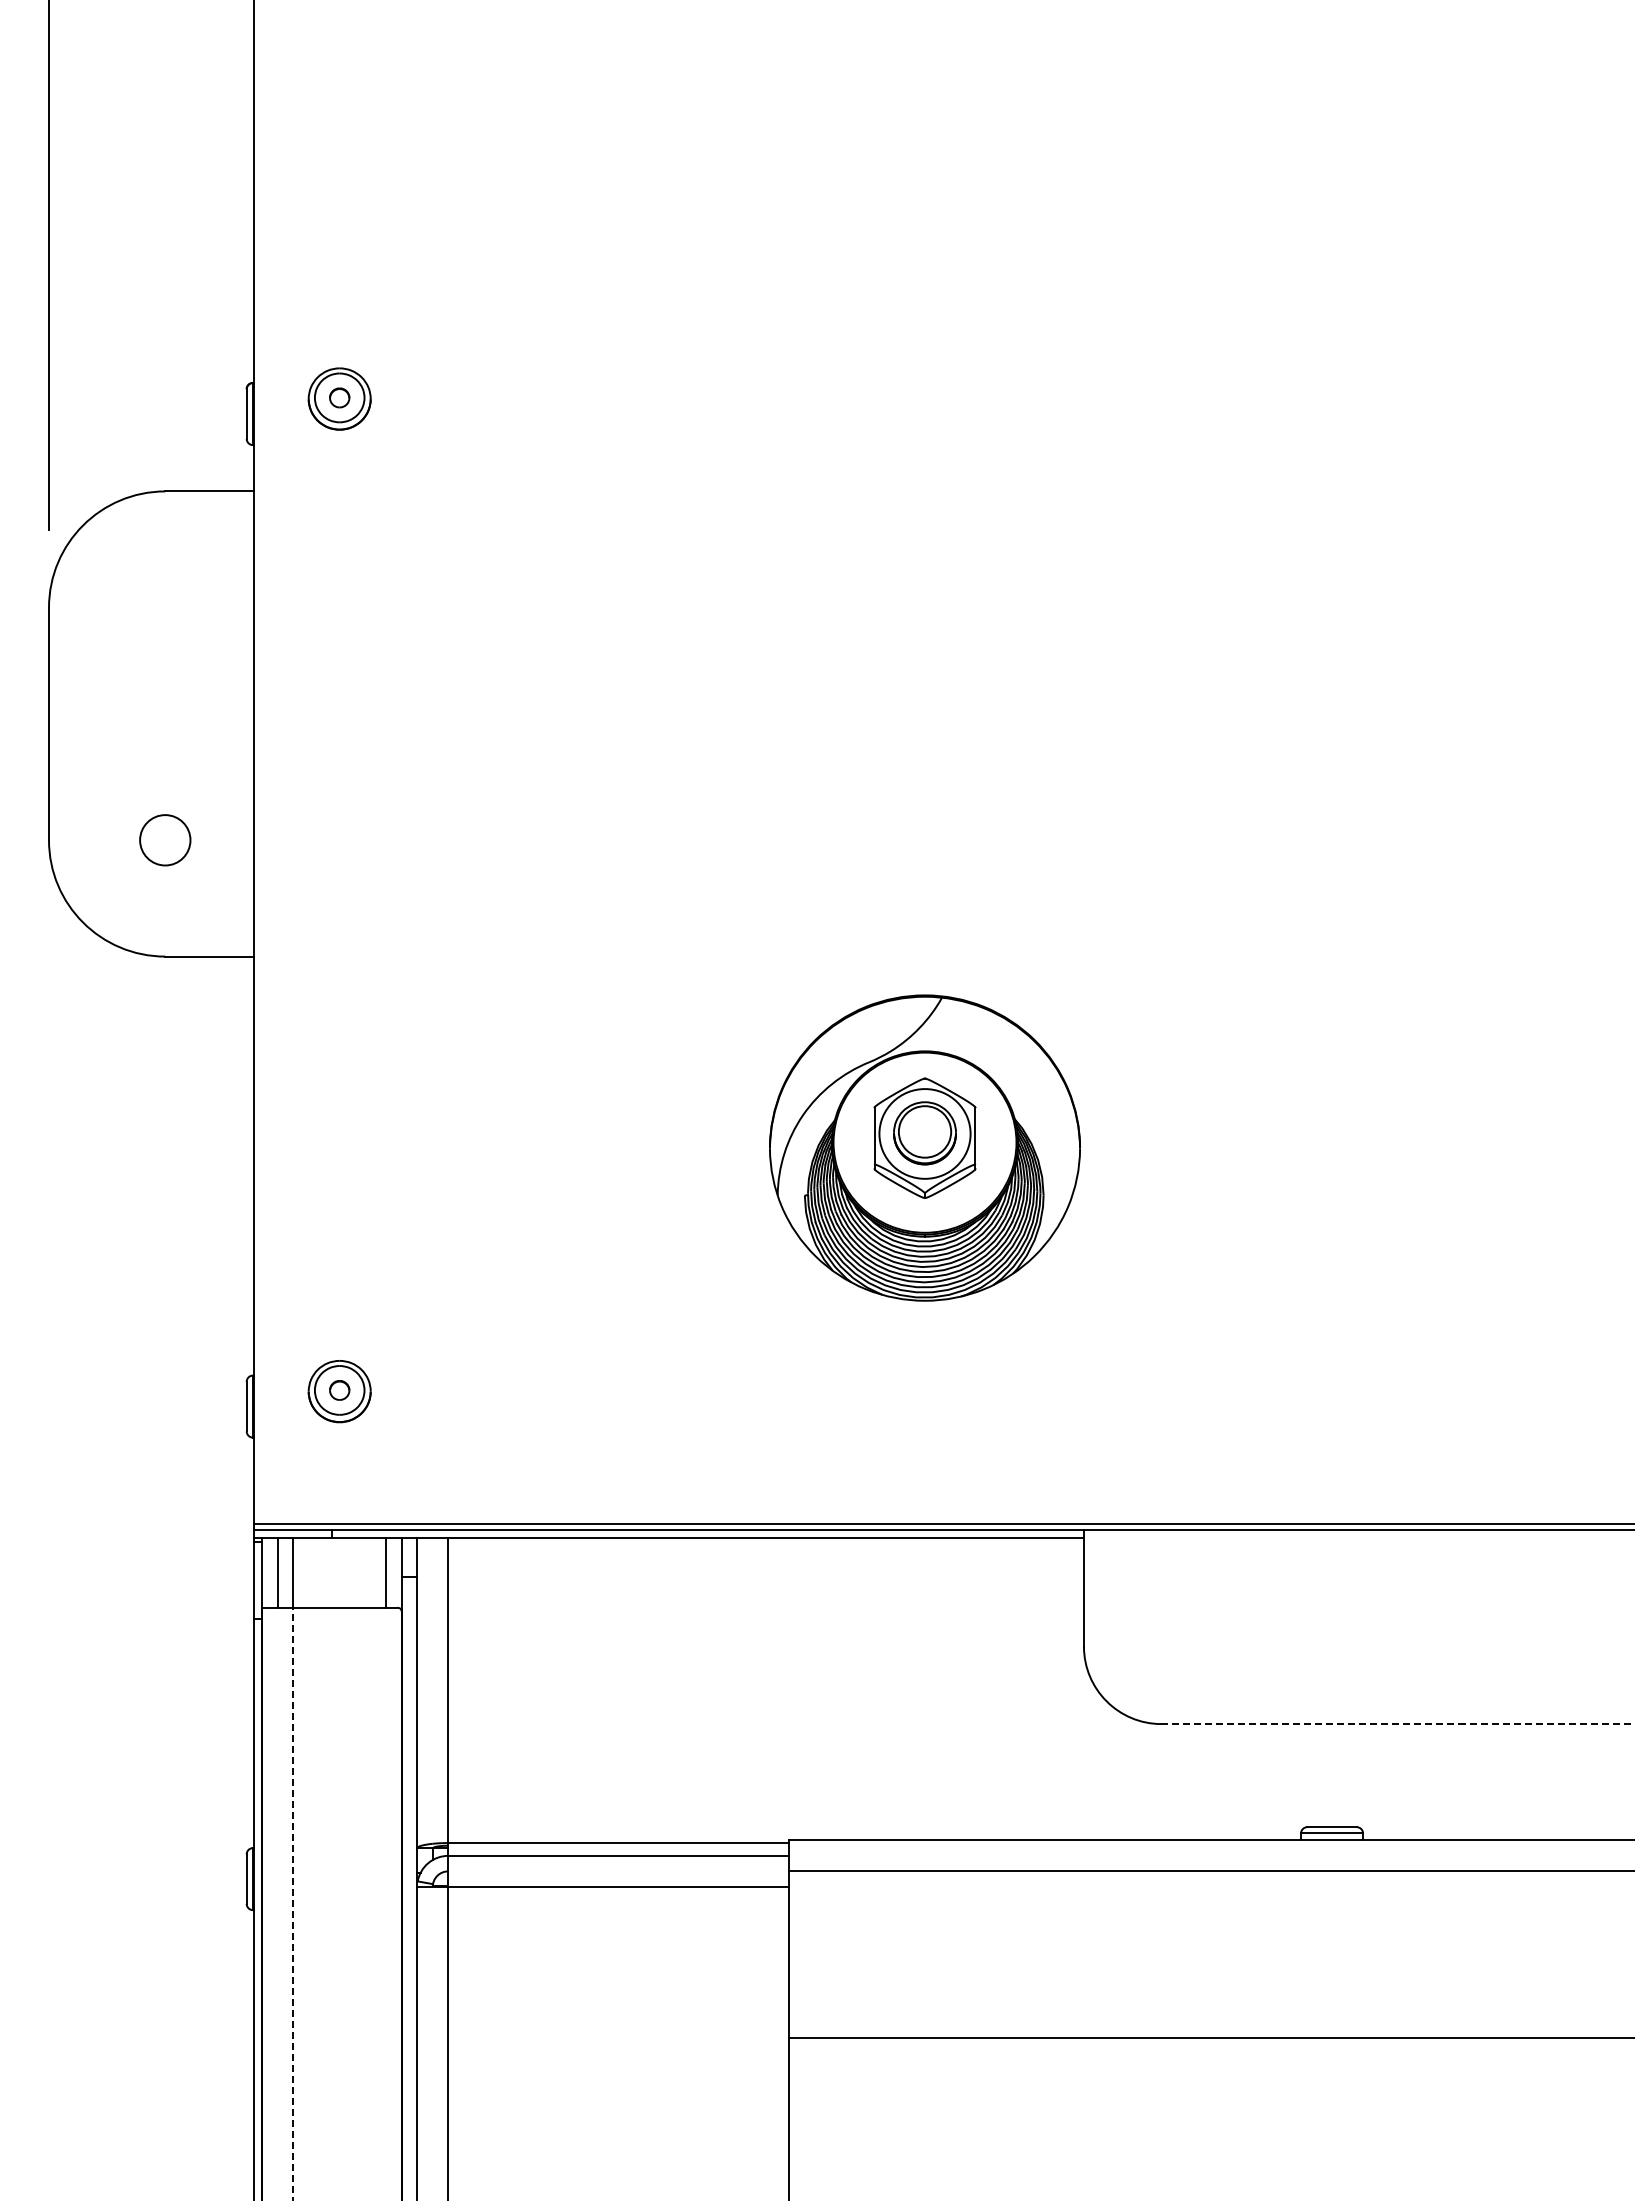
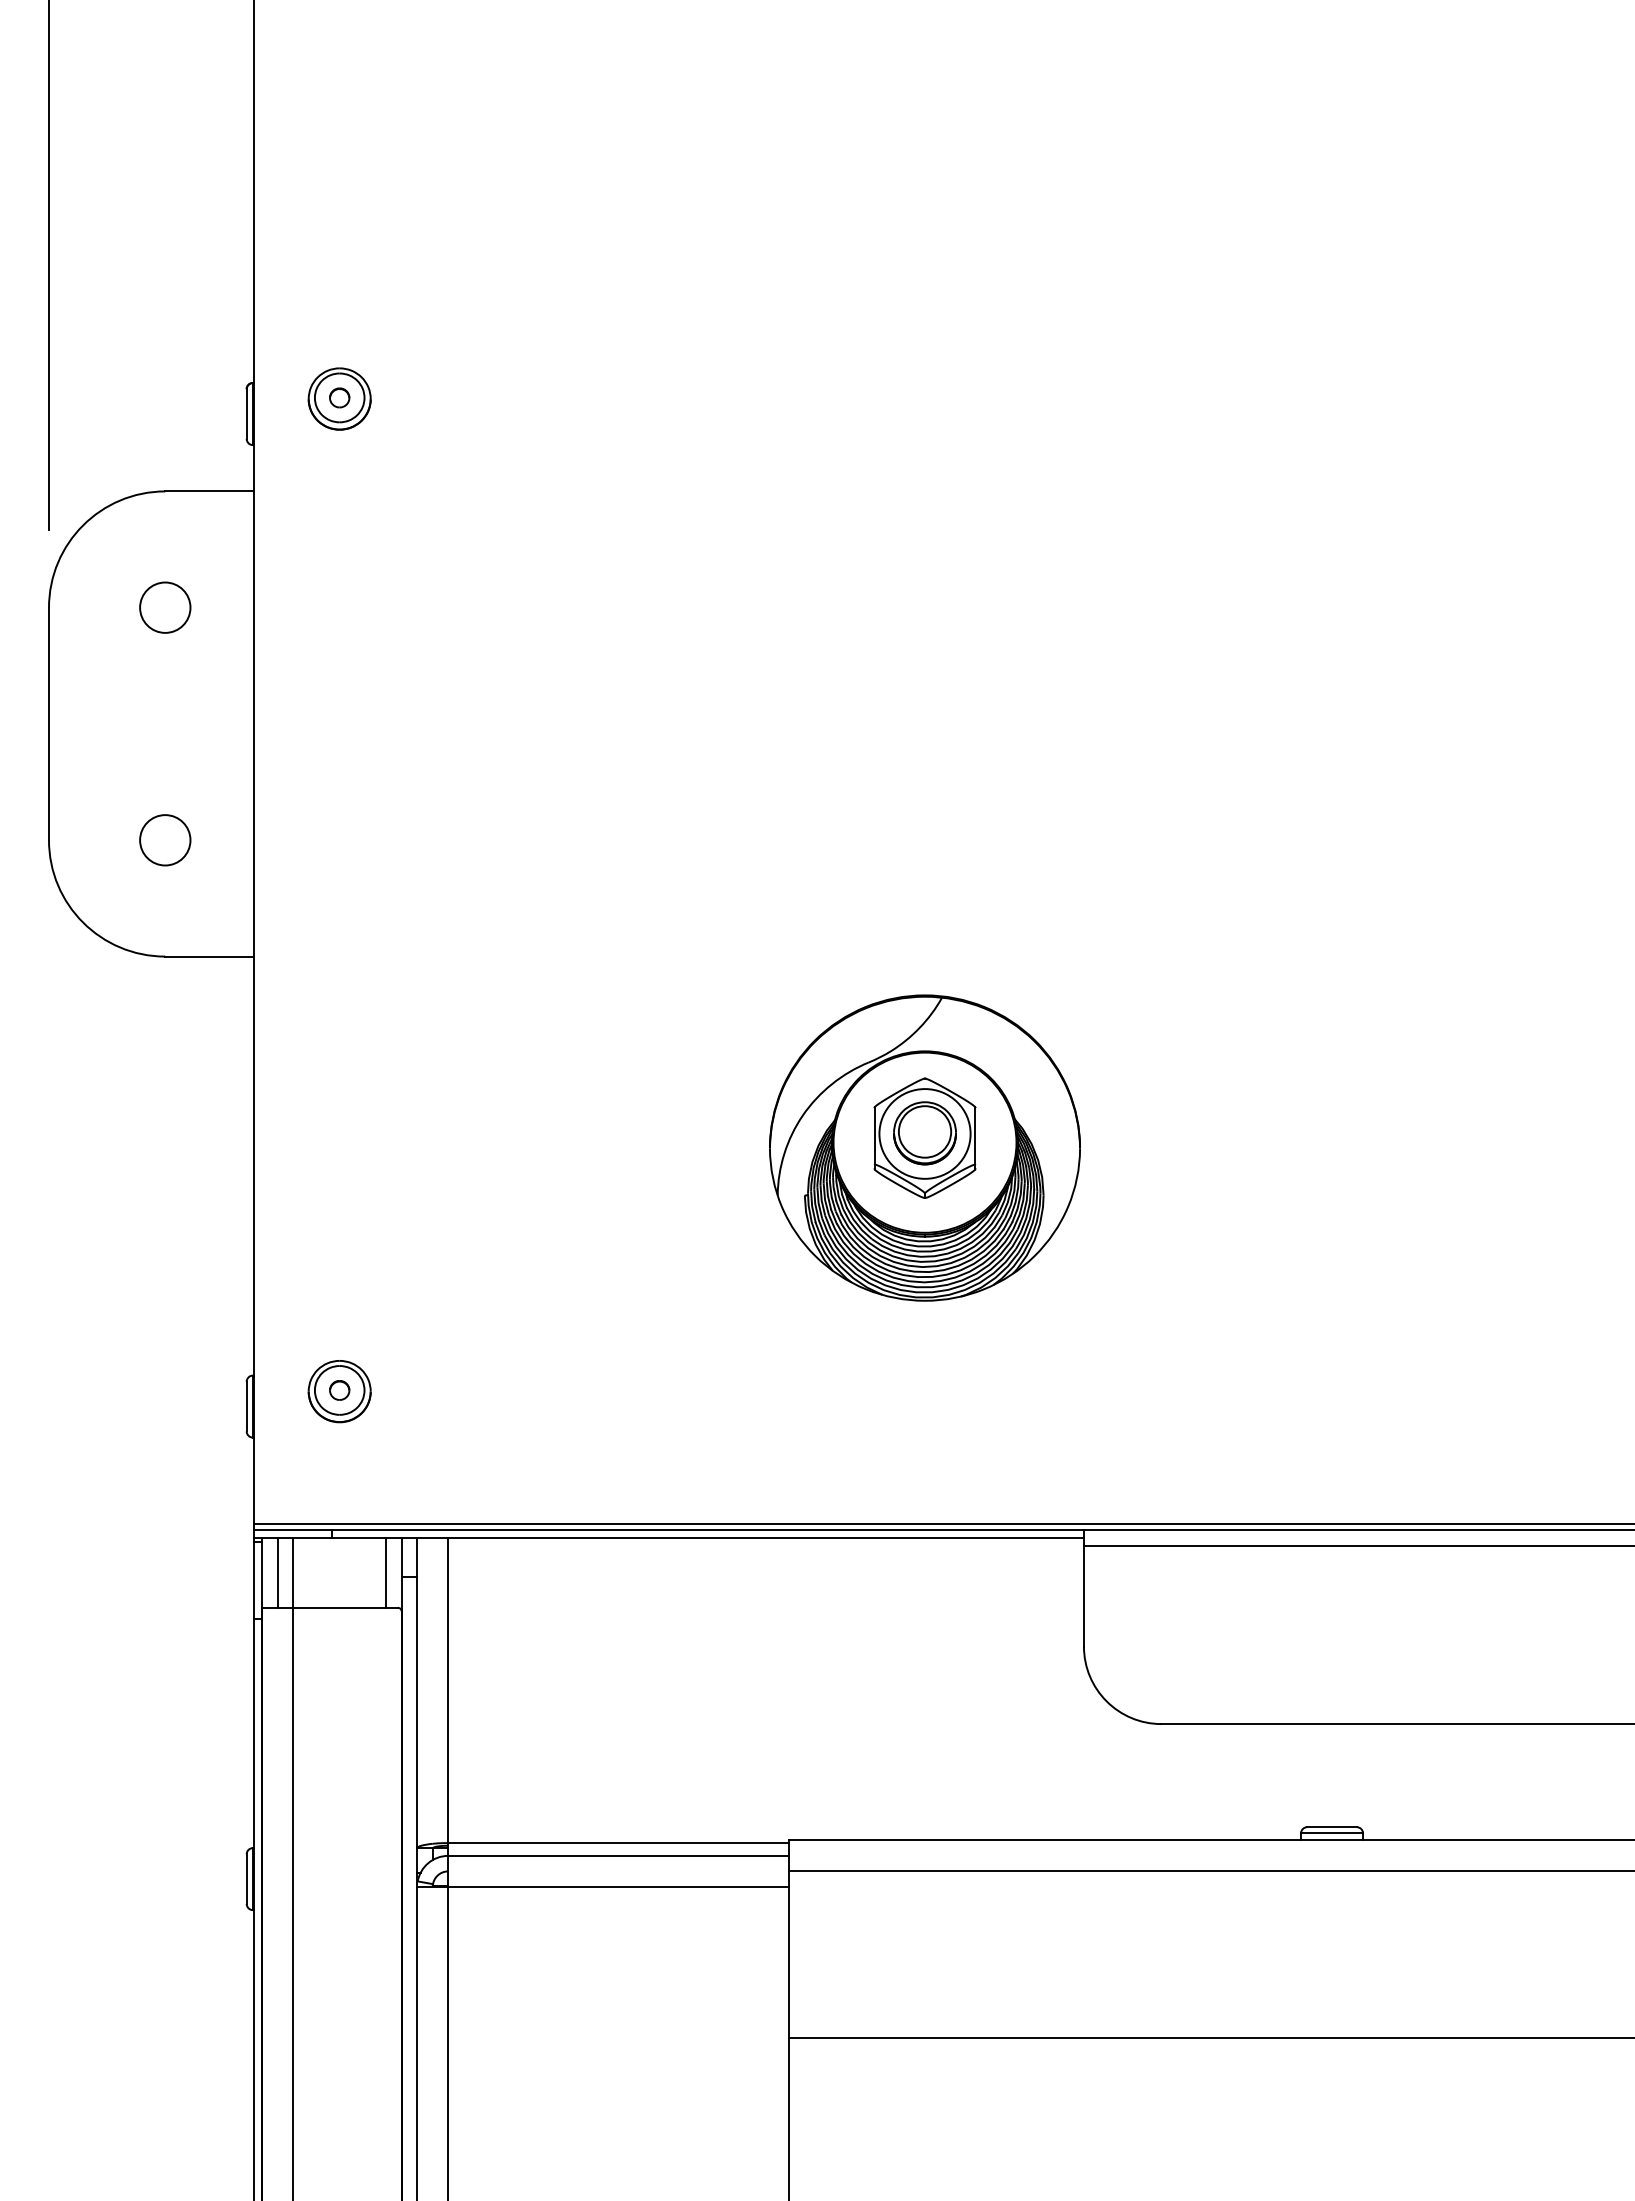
circle: none -> present (165, 607)
line: none -> present (1357, 1545)
line: dashed -> solid (1398, 1724)
line: dashed -> solid (293, 1903)
